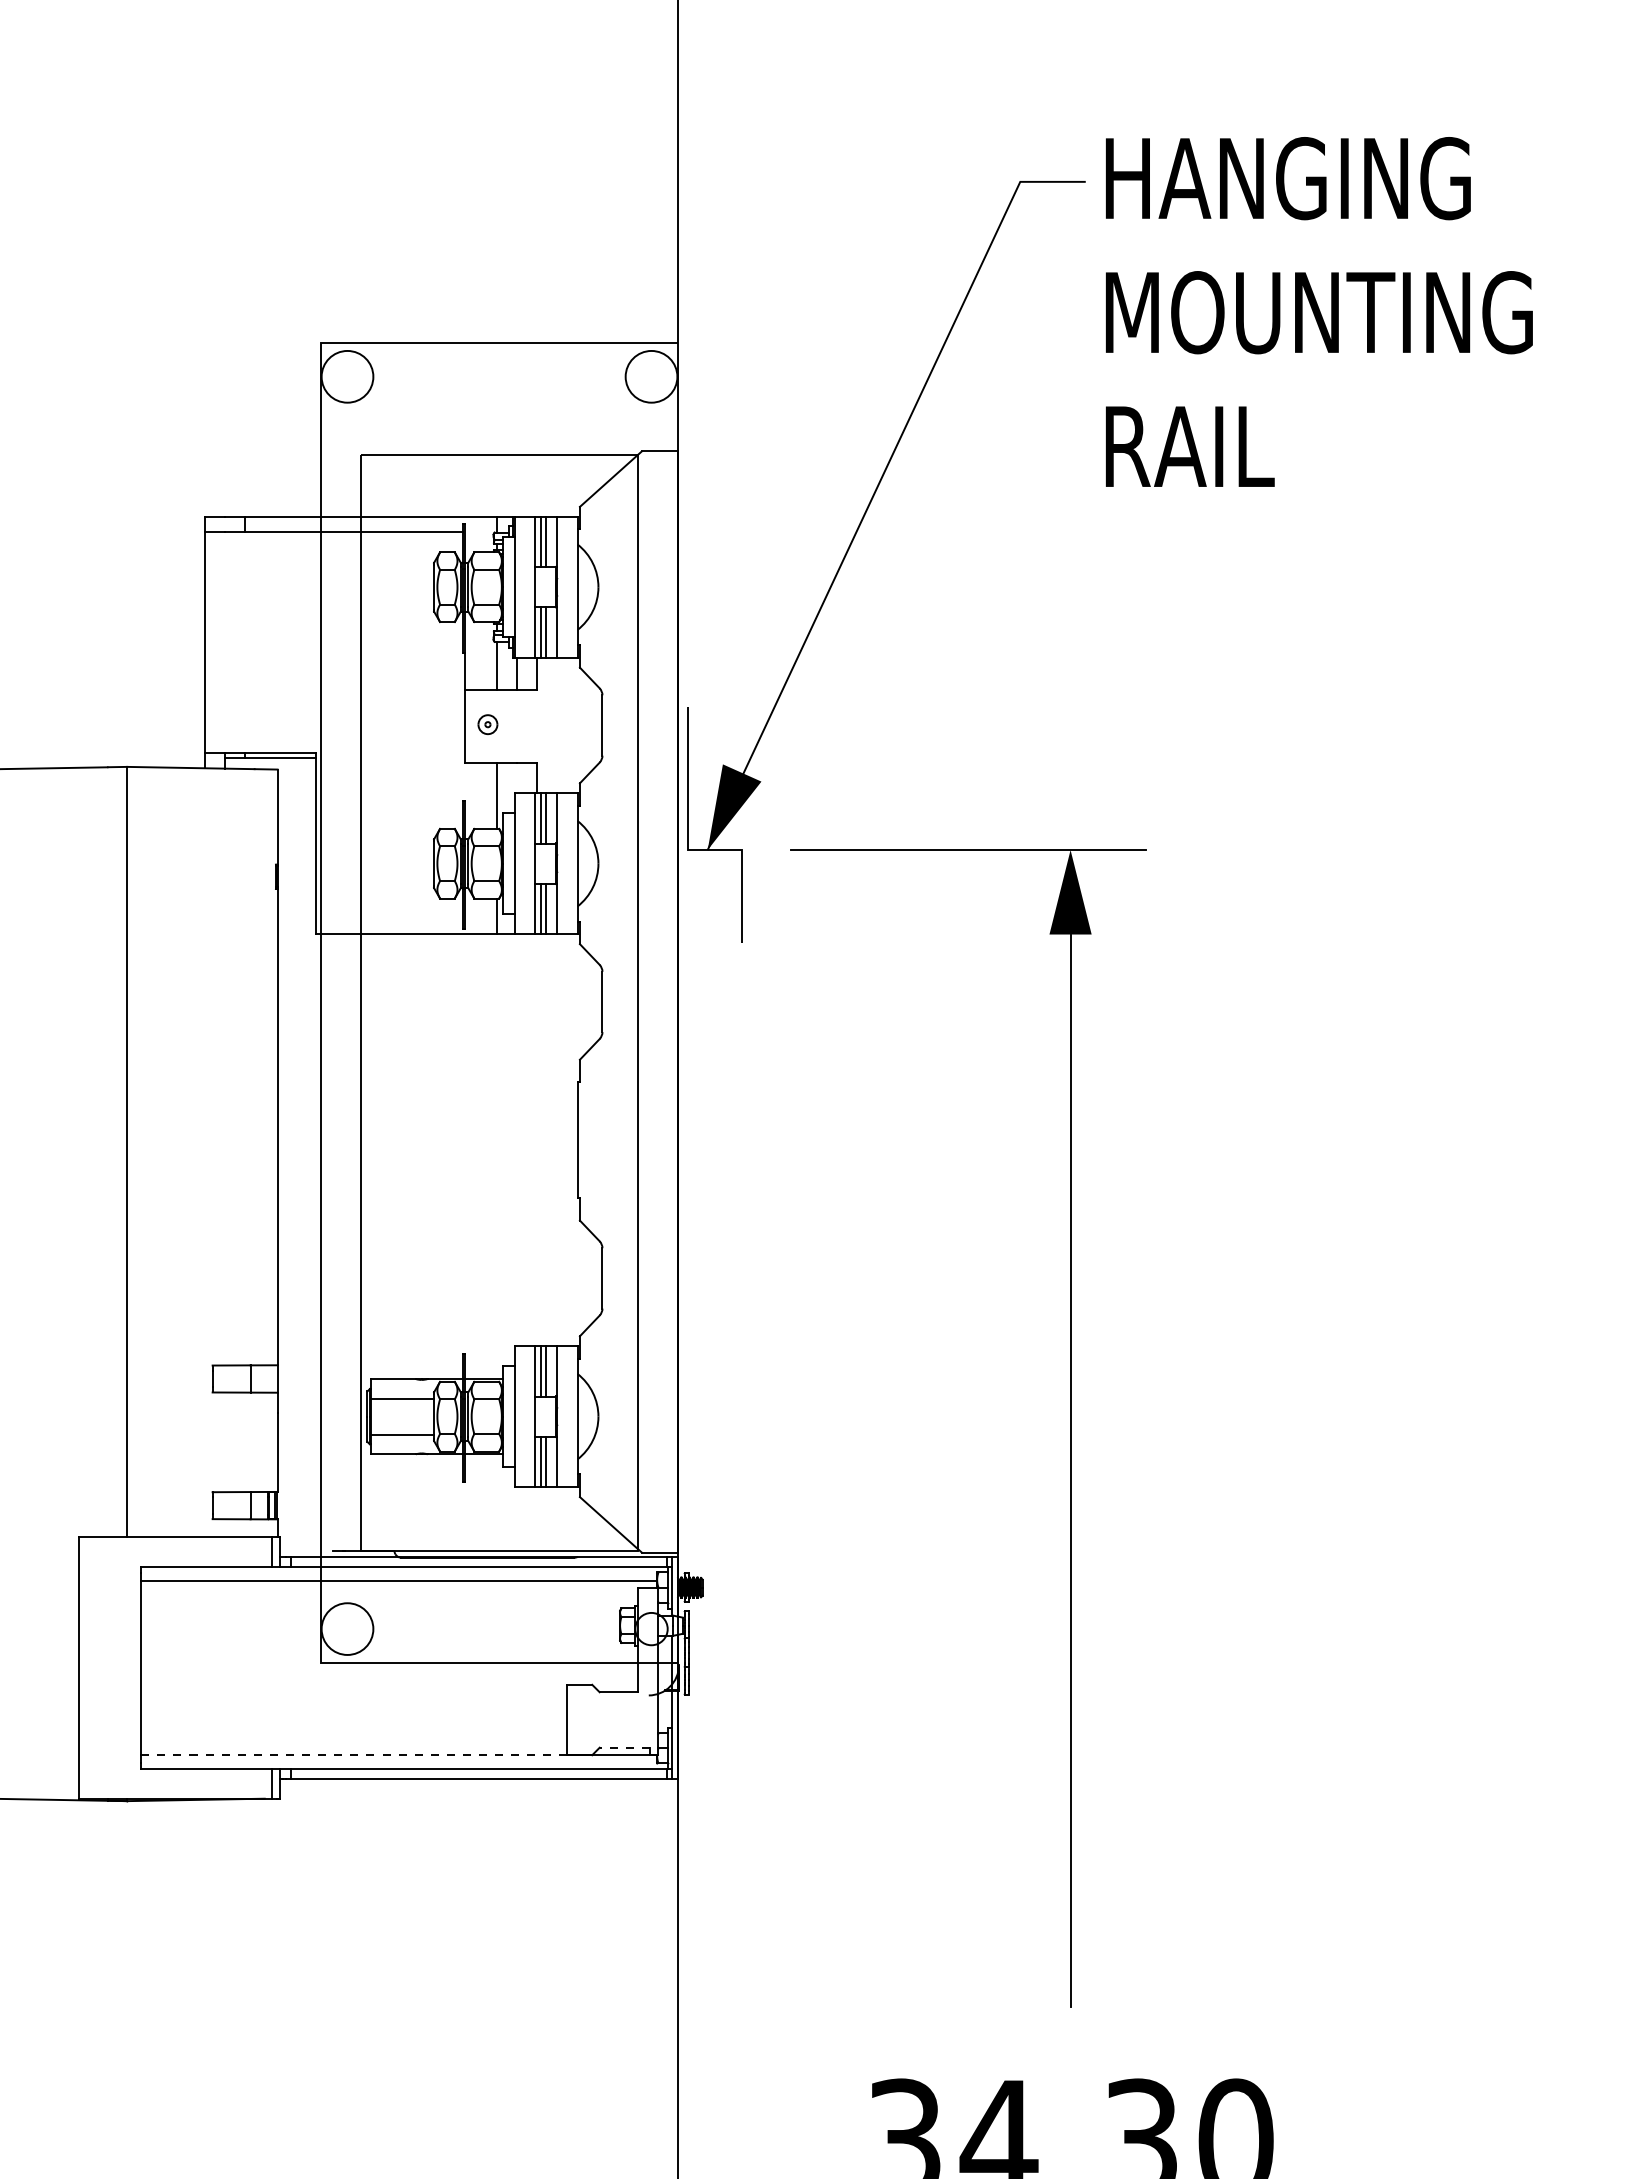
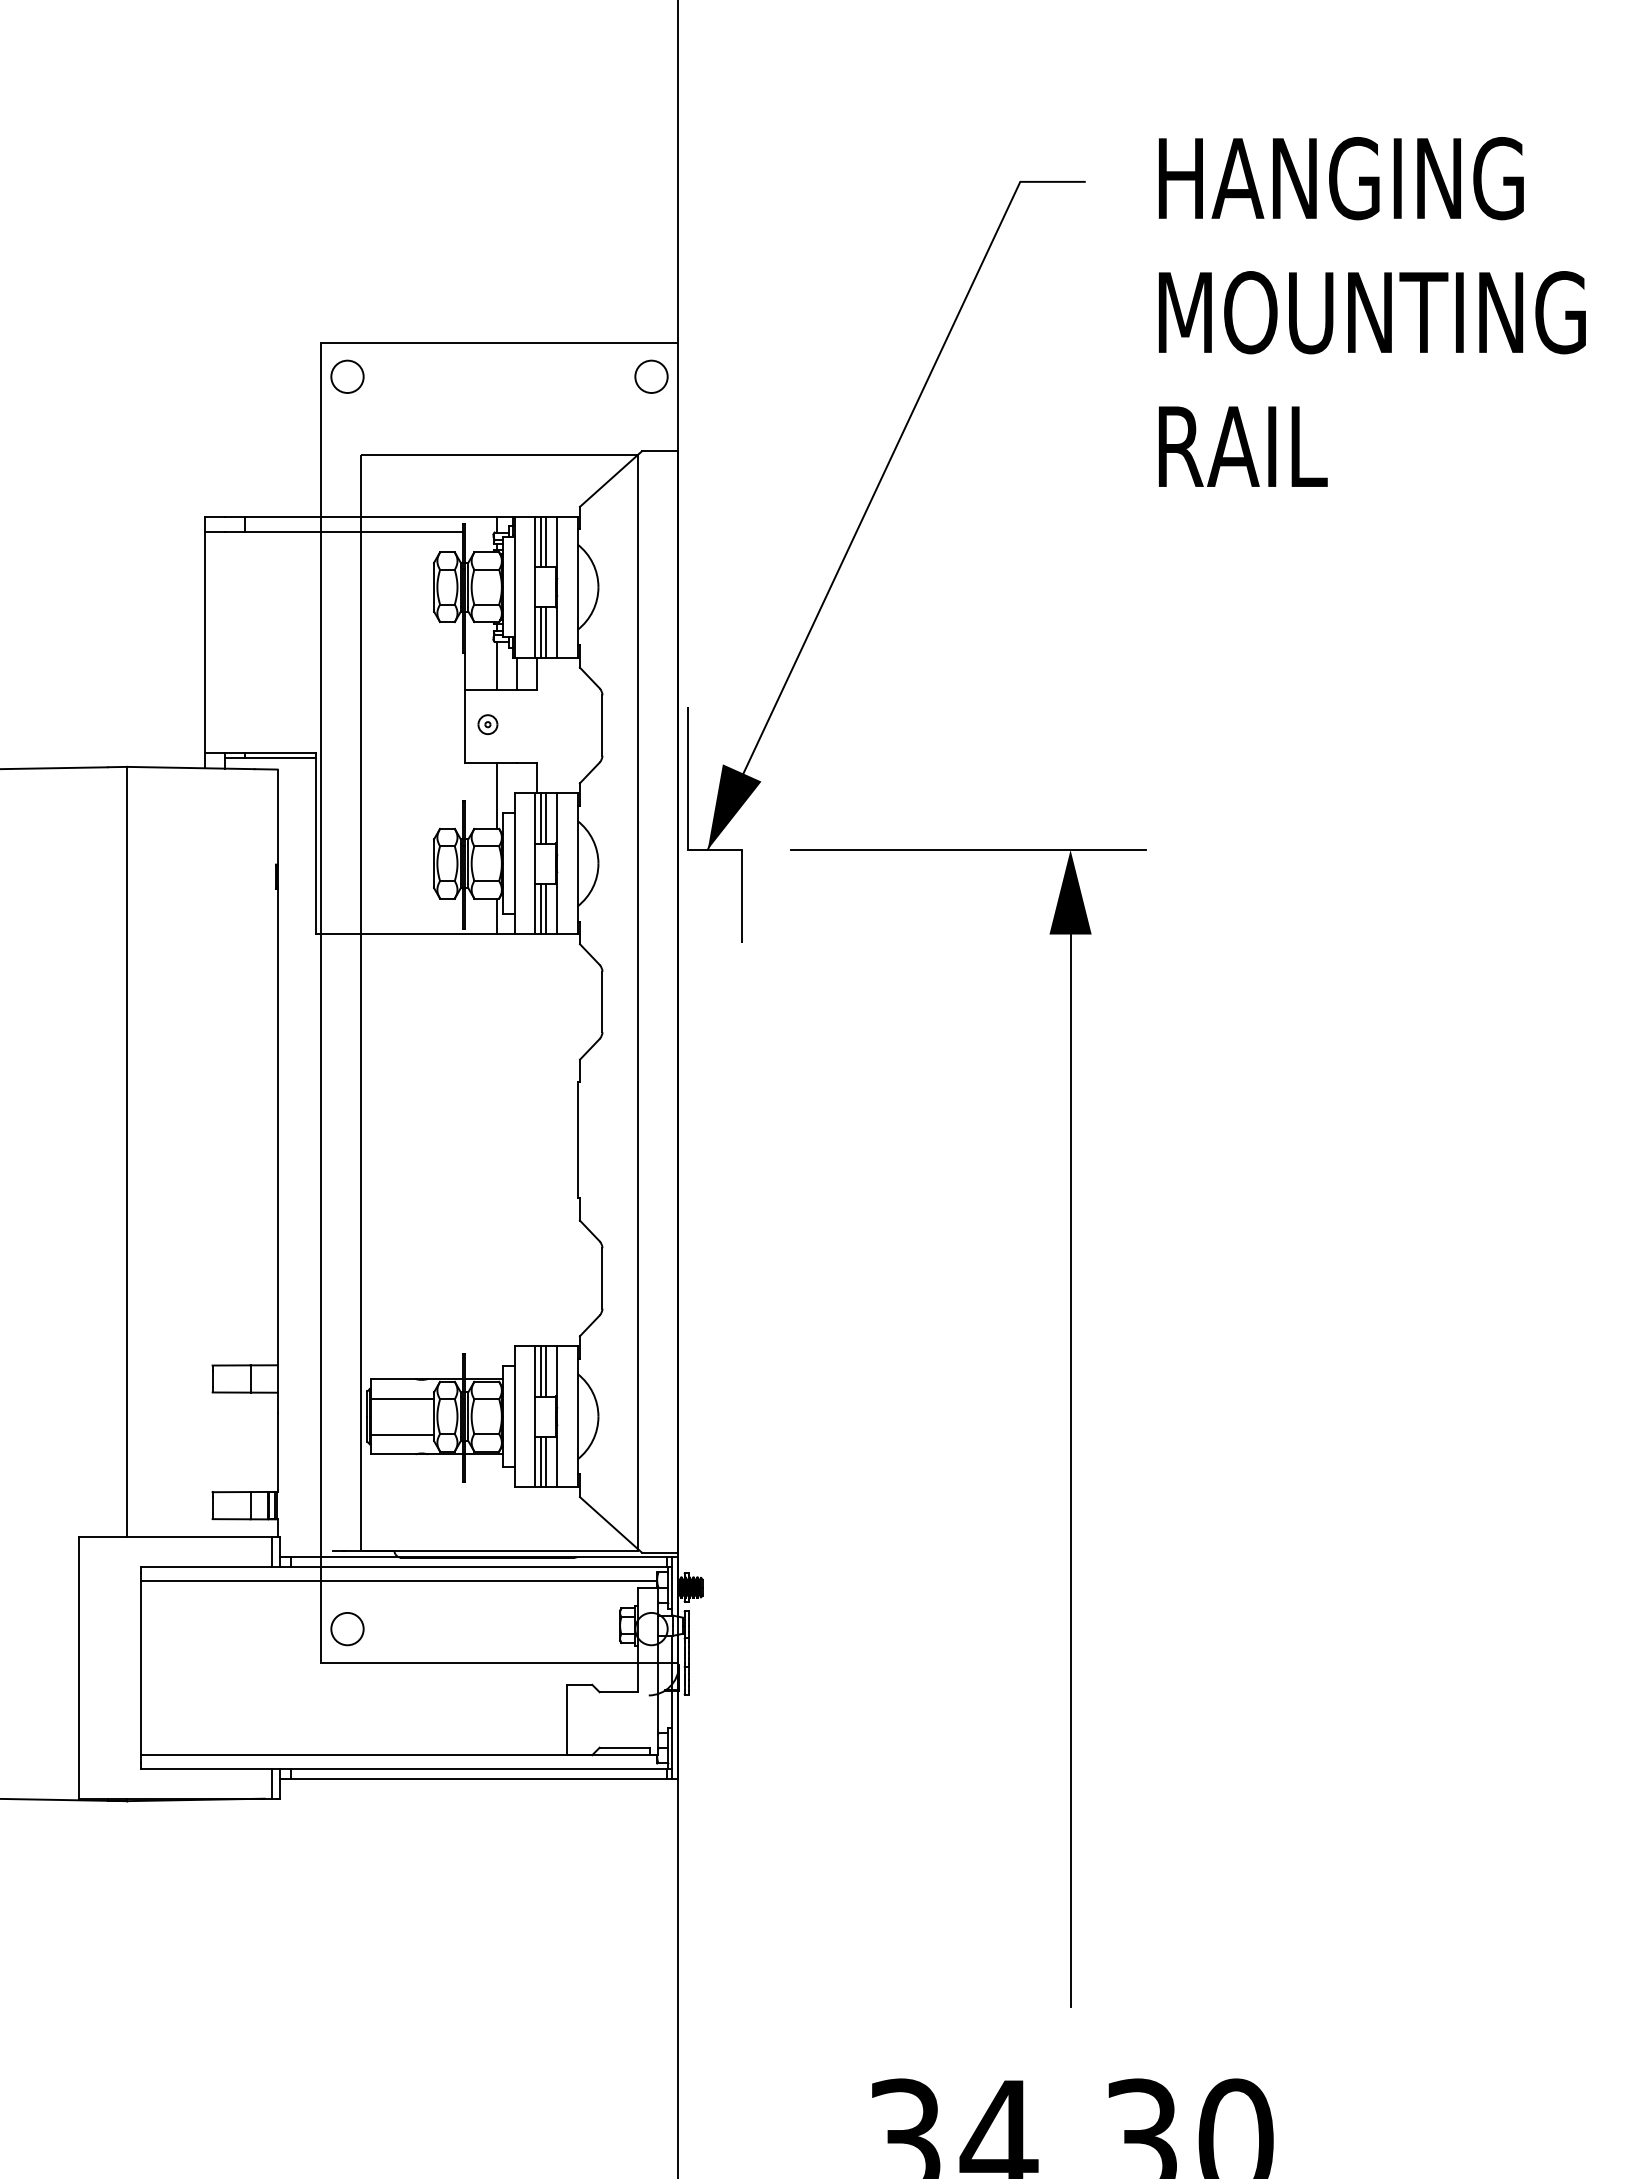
text position: (1319, 311) -> (1372, 311) (1372, 311)
circle diameter: 52 px -> 32 px (347, 376)
circle diameter: 52 px -> 32 px (651, 376)
circle diameter: 52 px -> 32 px (347, 1628)
line: dashed -> solid (624, 1747)
line: dashed -> solid (353, 1755)
